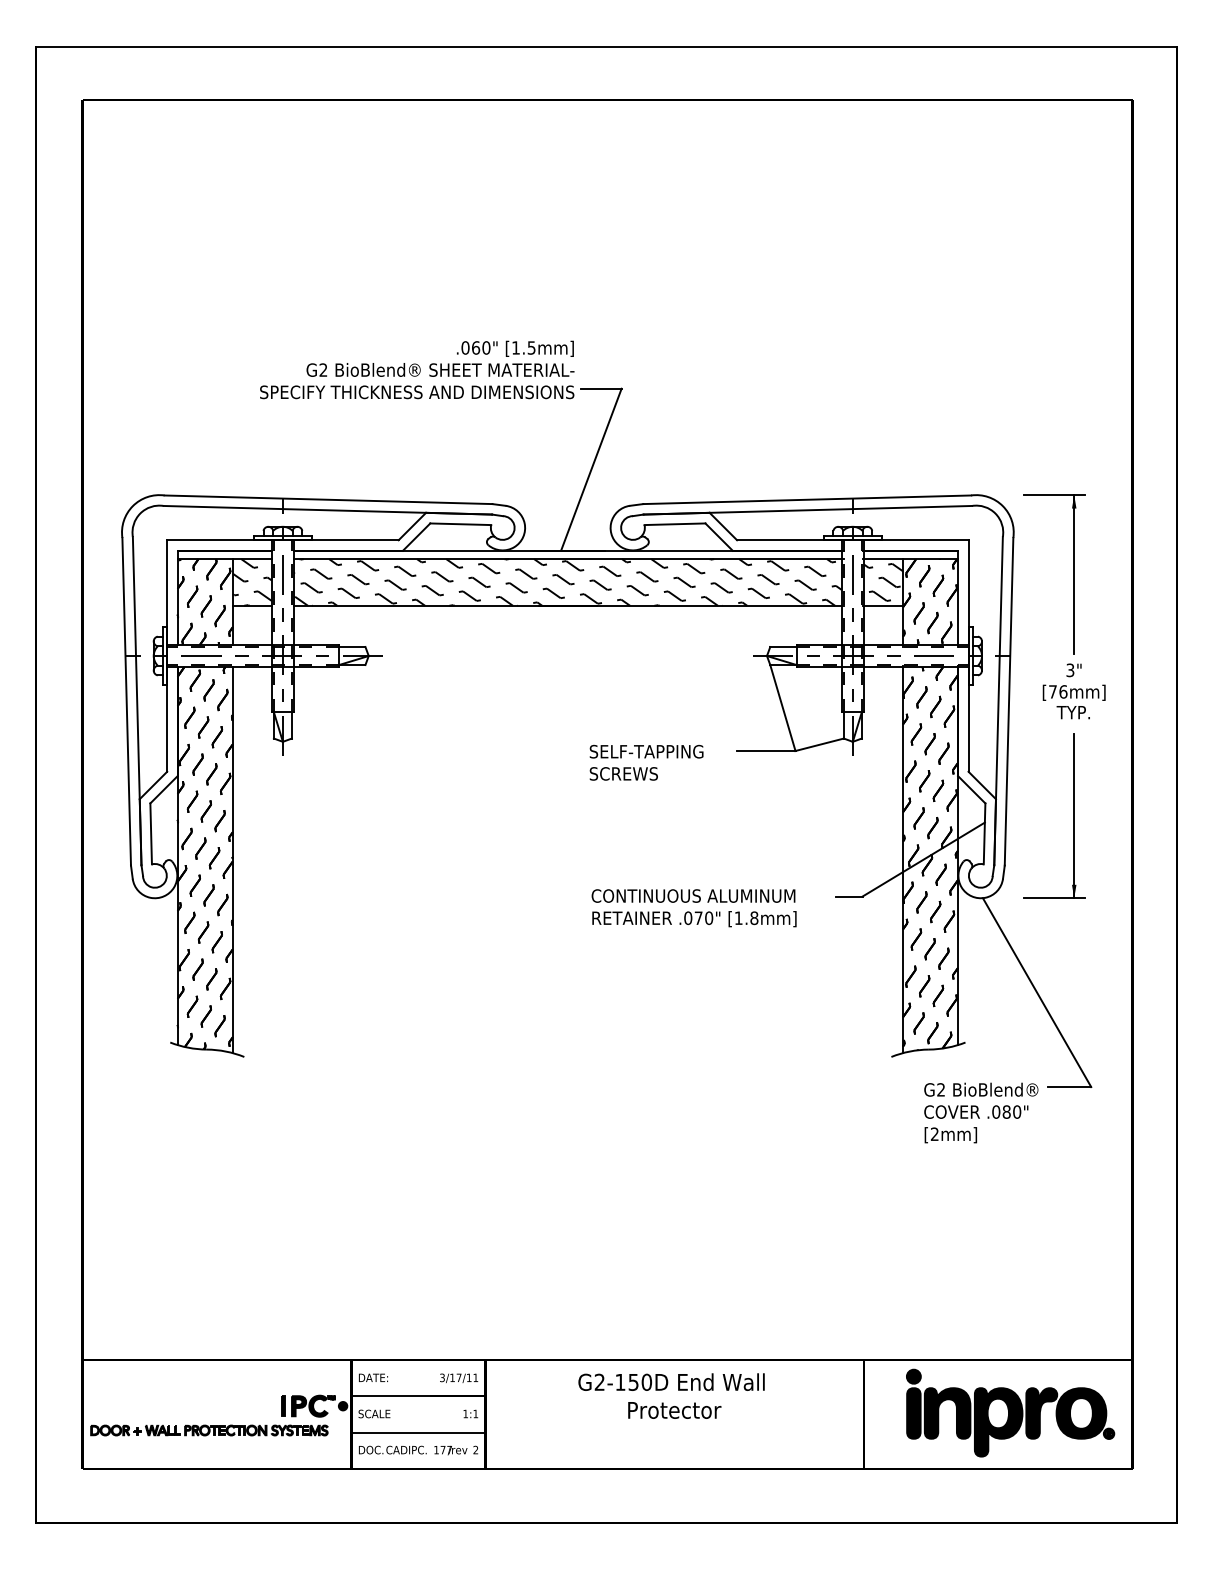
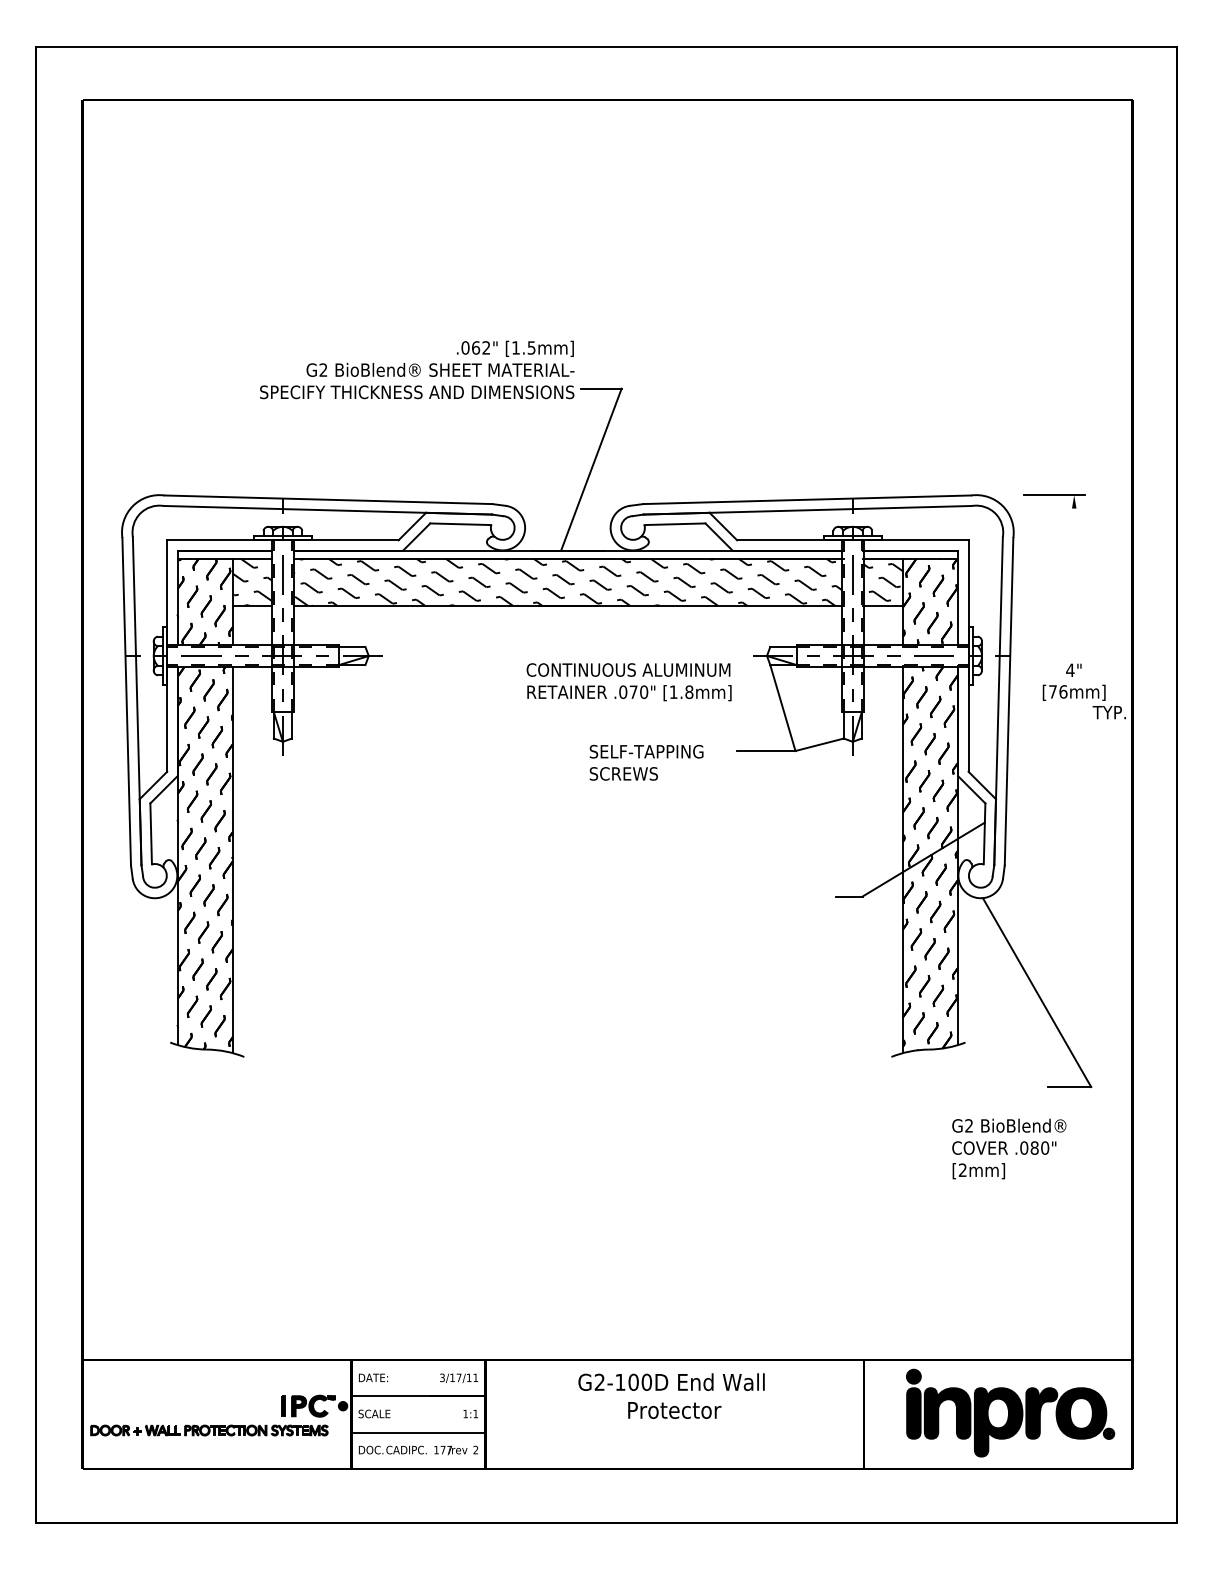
text: .060" -> .062" (486, 347)
line: present -> none (1074, 574)
text: 3" -> 4" (1070, 670)
text position: (1072, 712) -> (1108, 712) (1108, 712)
part: present -> none (1073, 815)
text position: (693, 908) -> (628, 682) (628, 682)
text position: (981, 1112) -> (1009, 1148) (1009, 1148)
text: G2-150D -> G2-100D (633, 1381)
